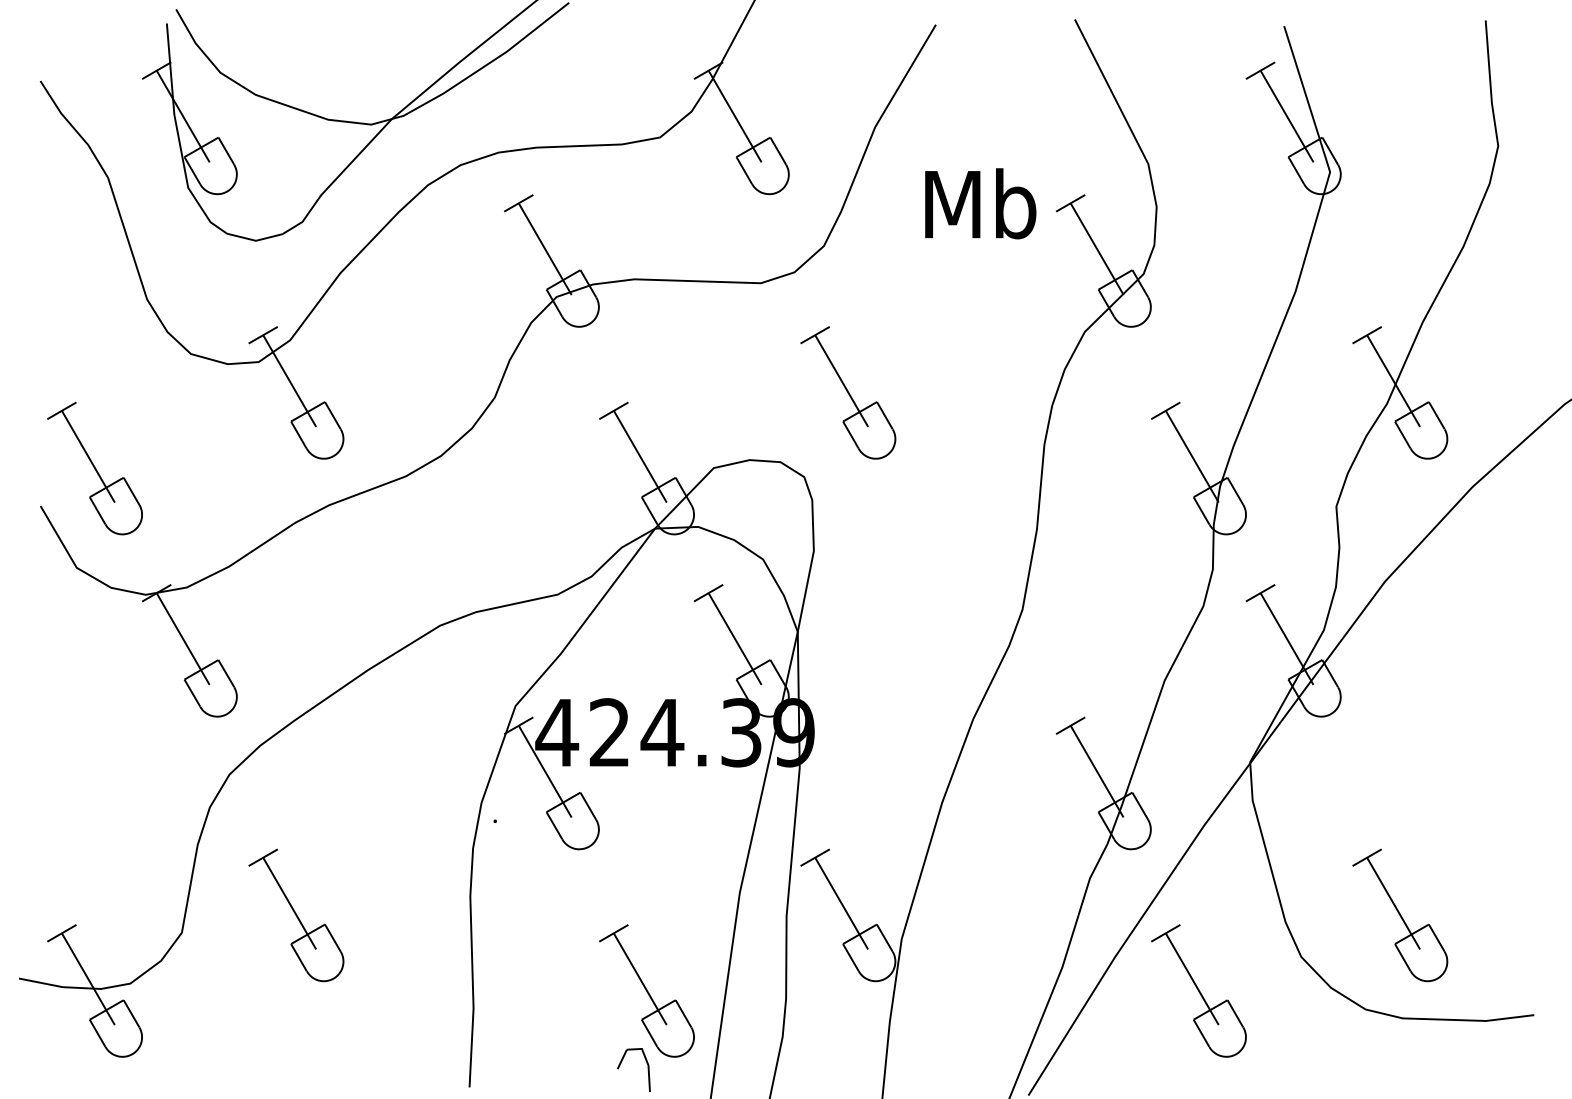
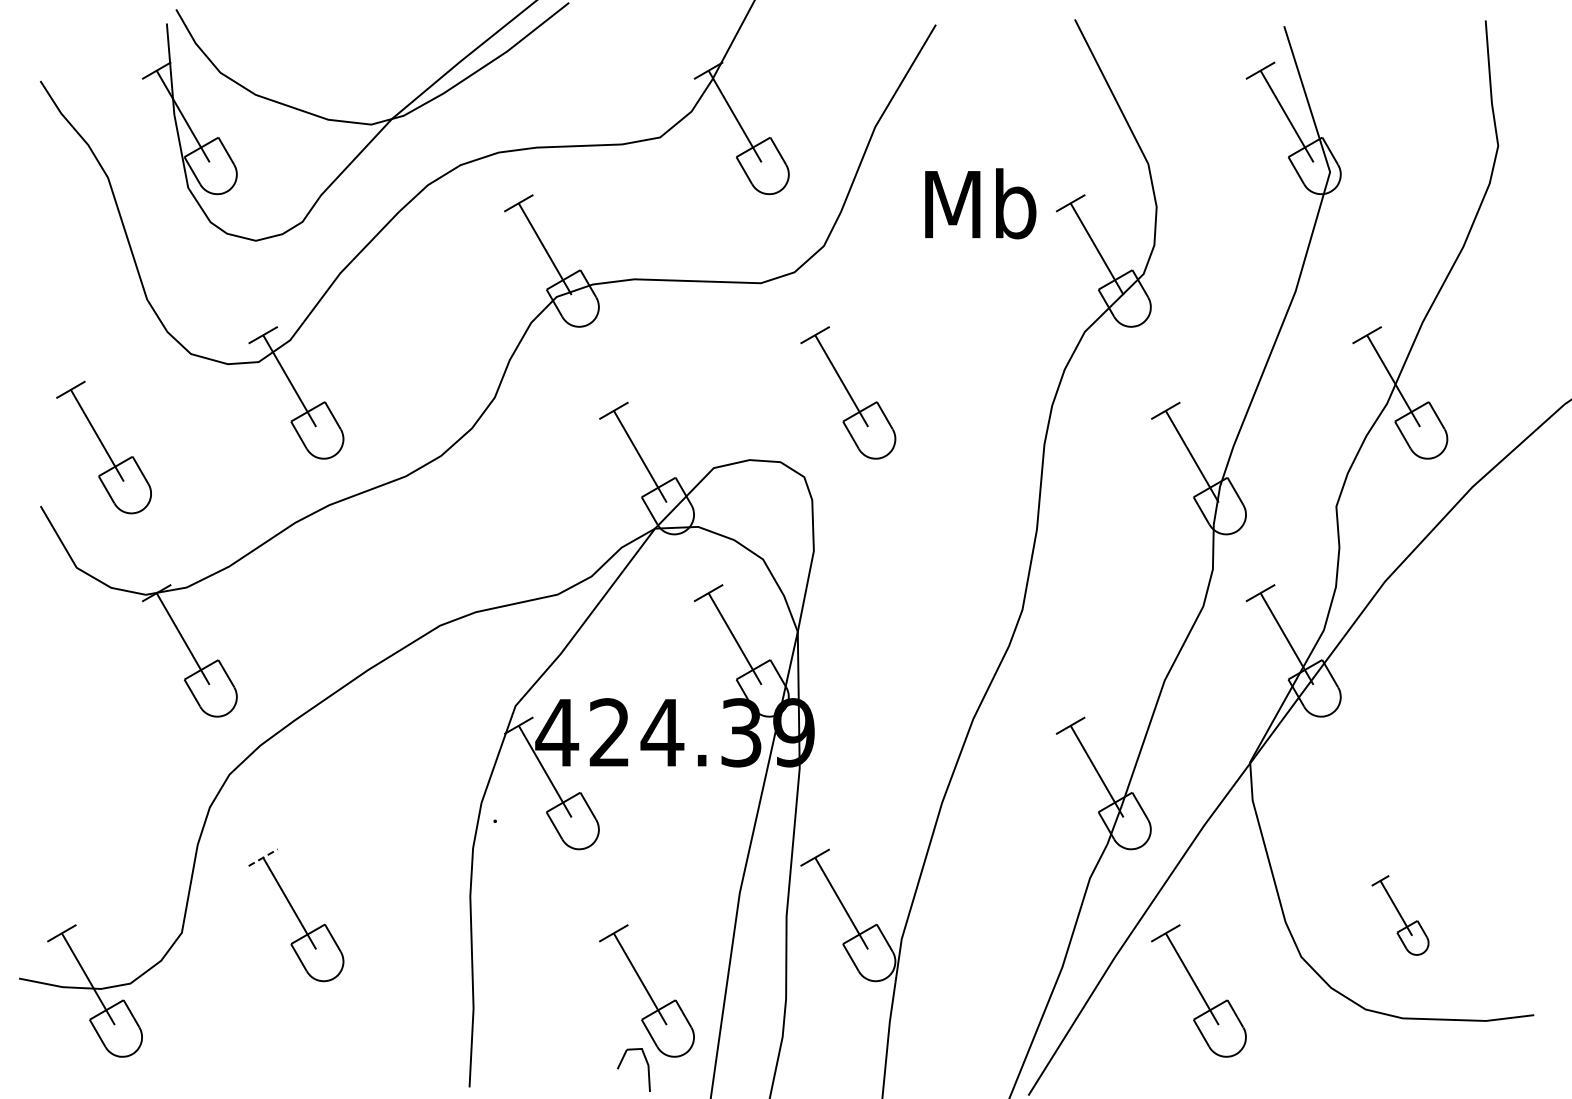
part position: (94, 468) -> (103, 447) (103, 447)
line: solid -> dashed (263, 857)
part size: 97x135 px -> 59x81 px (1400, 915)
